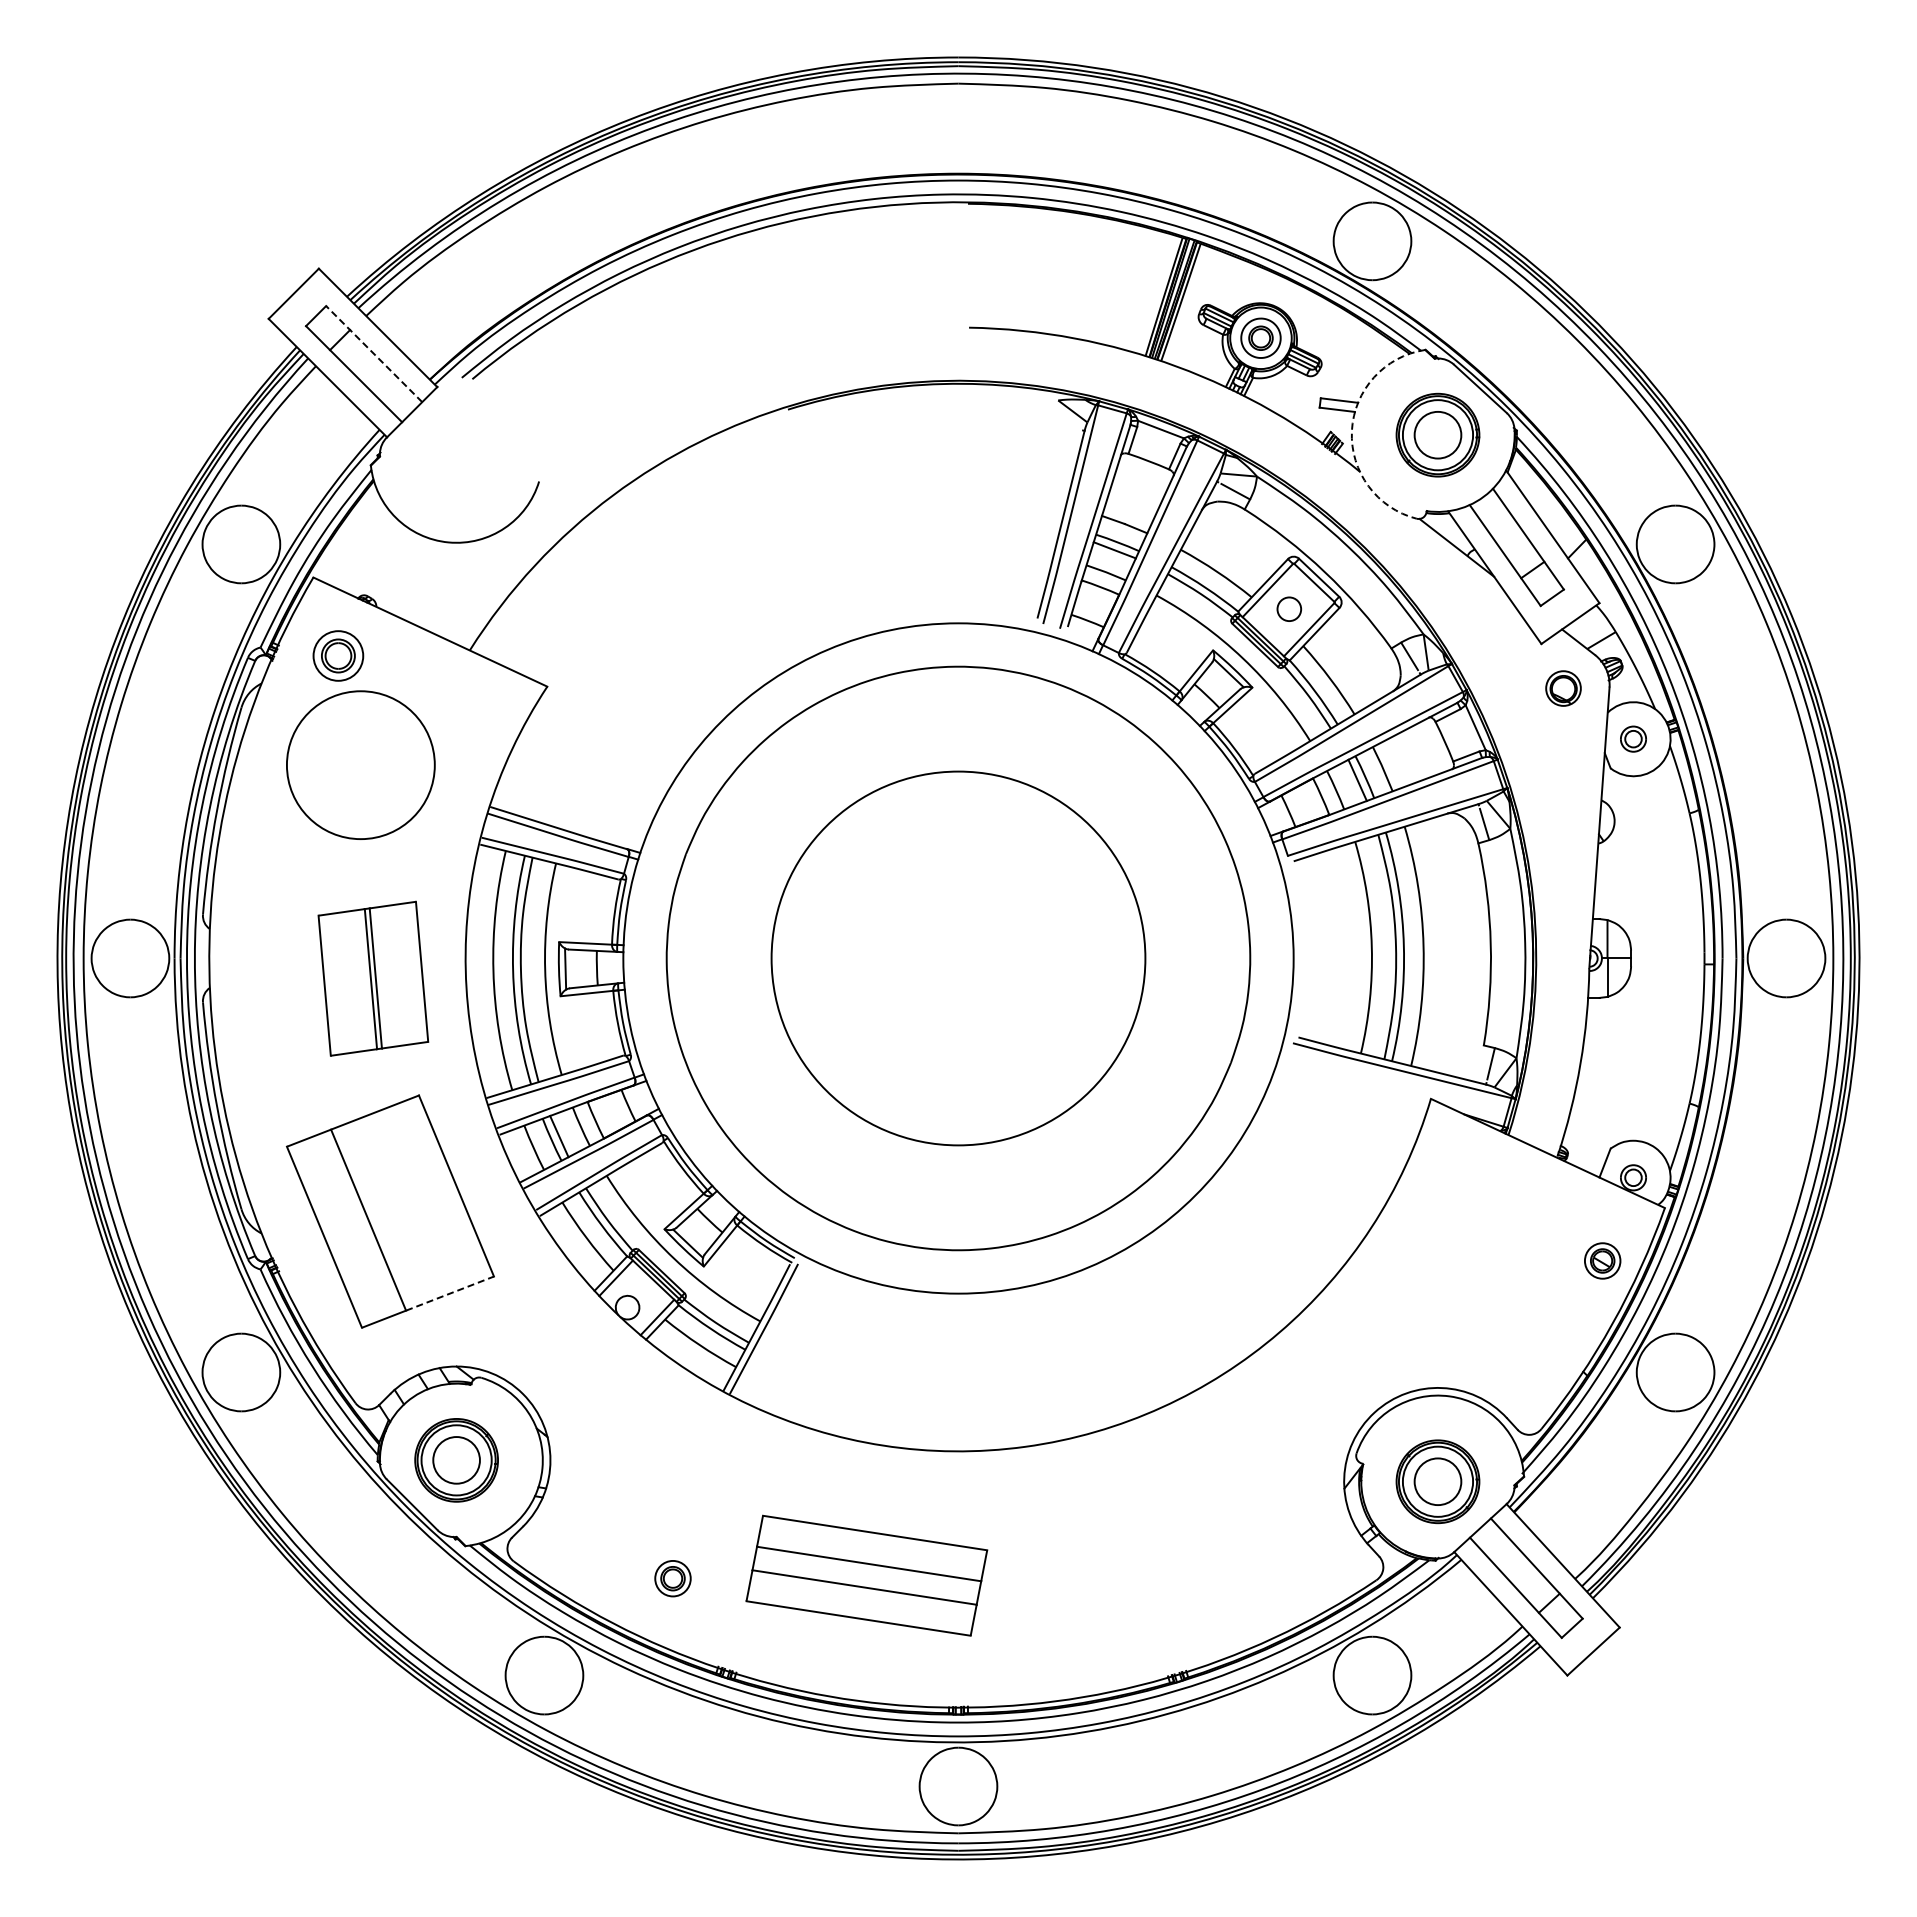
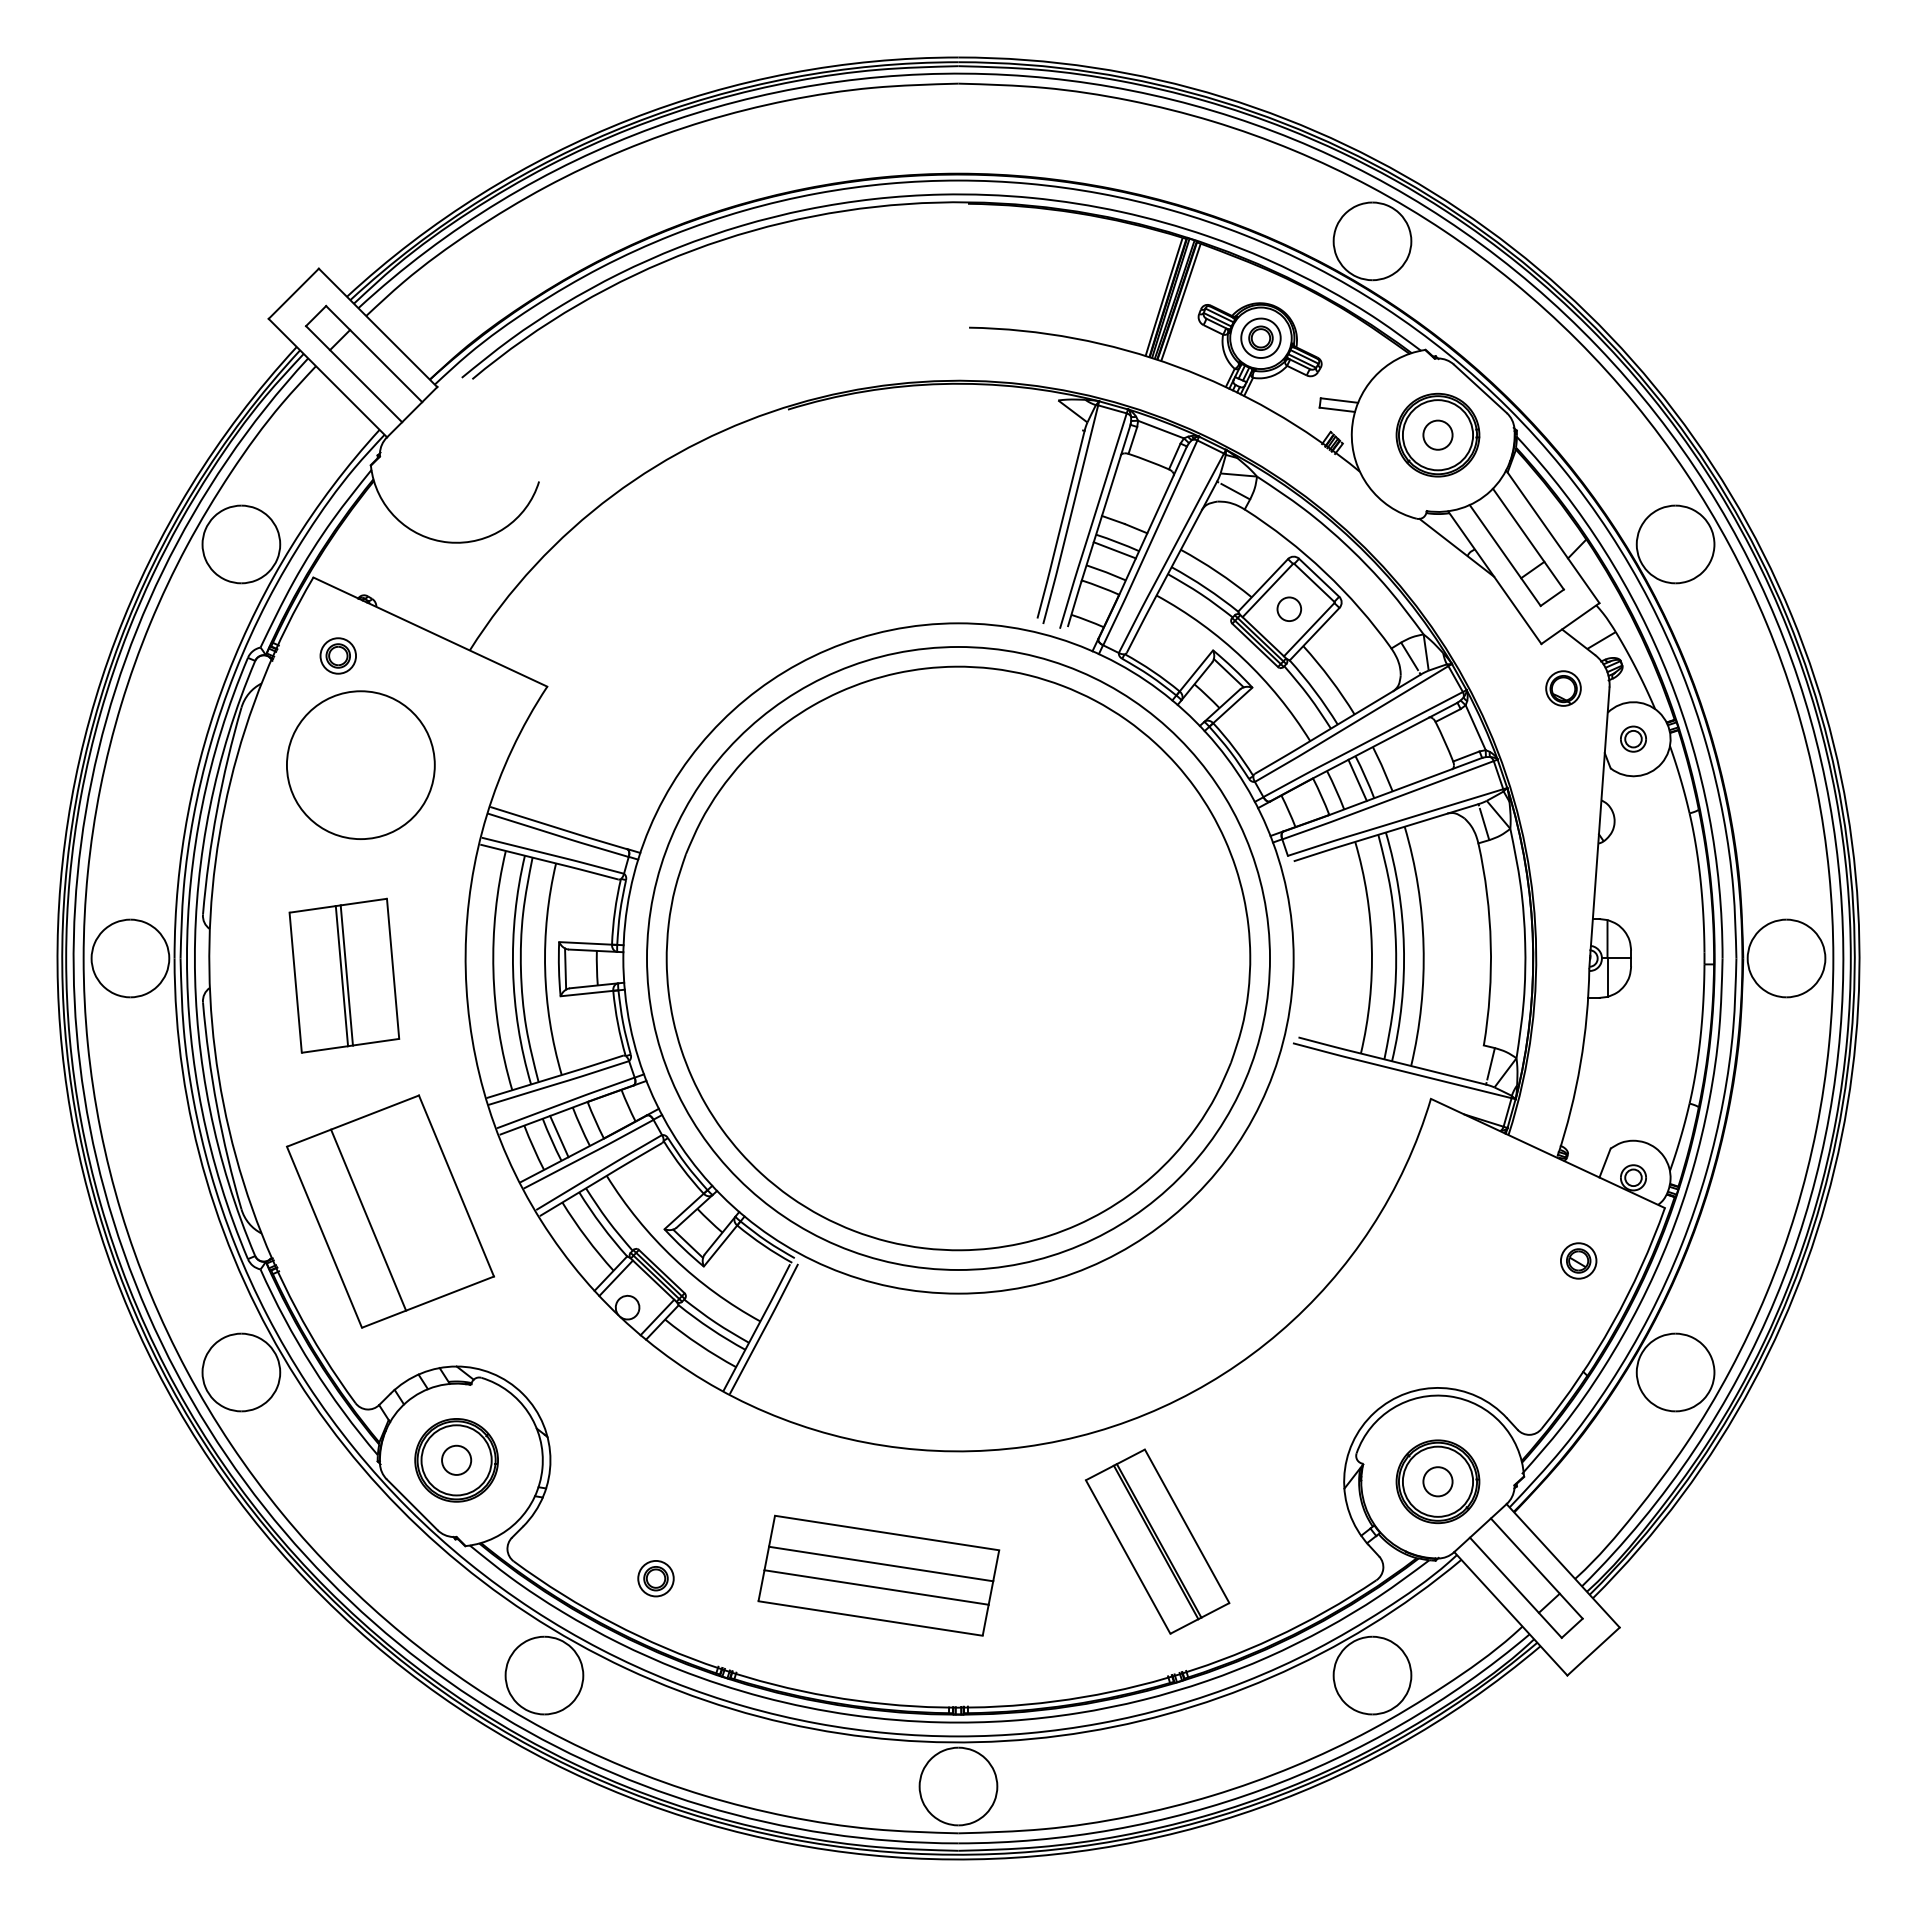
line: dashed -> solid (374, 354)
arc: dashed -> solid (1351, 430)
circle diameter: 47 px -> 29 px (1437, 434)
part size: 53x52 px -> 38x38 px (337, 655)
circle diameter: 374 px -> 623 px (958, 957)
part position: (373, 978) -> (344, 975) (344, 975)
part position: (1602, 1260) -> (1578, 1260) (1578, 1260)
line: dashed -> solid (450, 1293)
circle diameter: 47 px -> 29 px (456, 1459)
circle diameter: 47 px -> 29 px (1437, 1481)
part: none -> present (1157, 1541)
part position: (866, 1575) -> (878, 1575) (878, 1575)
part position: (672, 1578) -> (655, 1578) (655, 1578)
